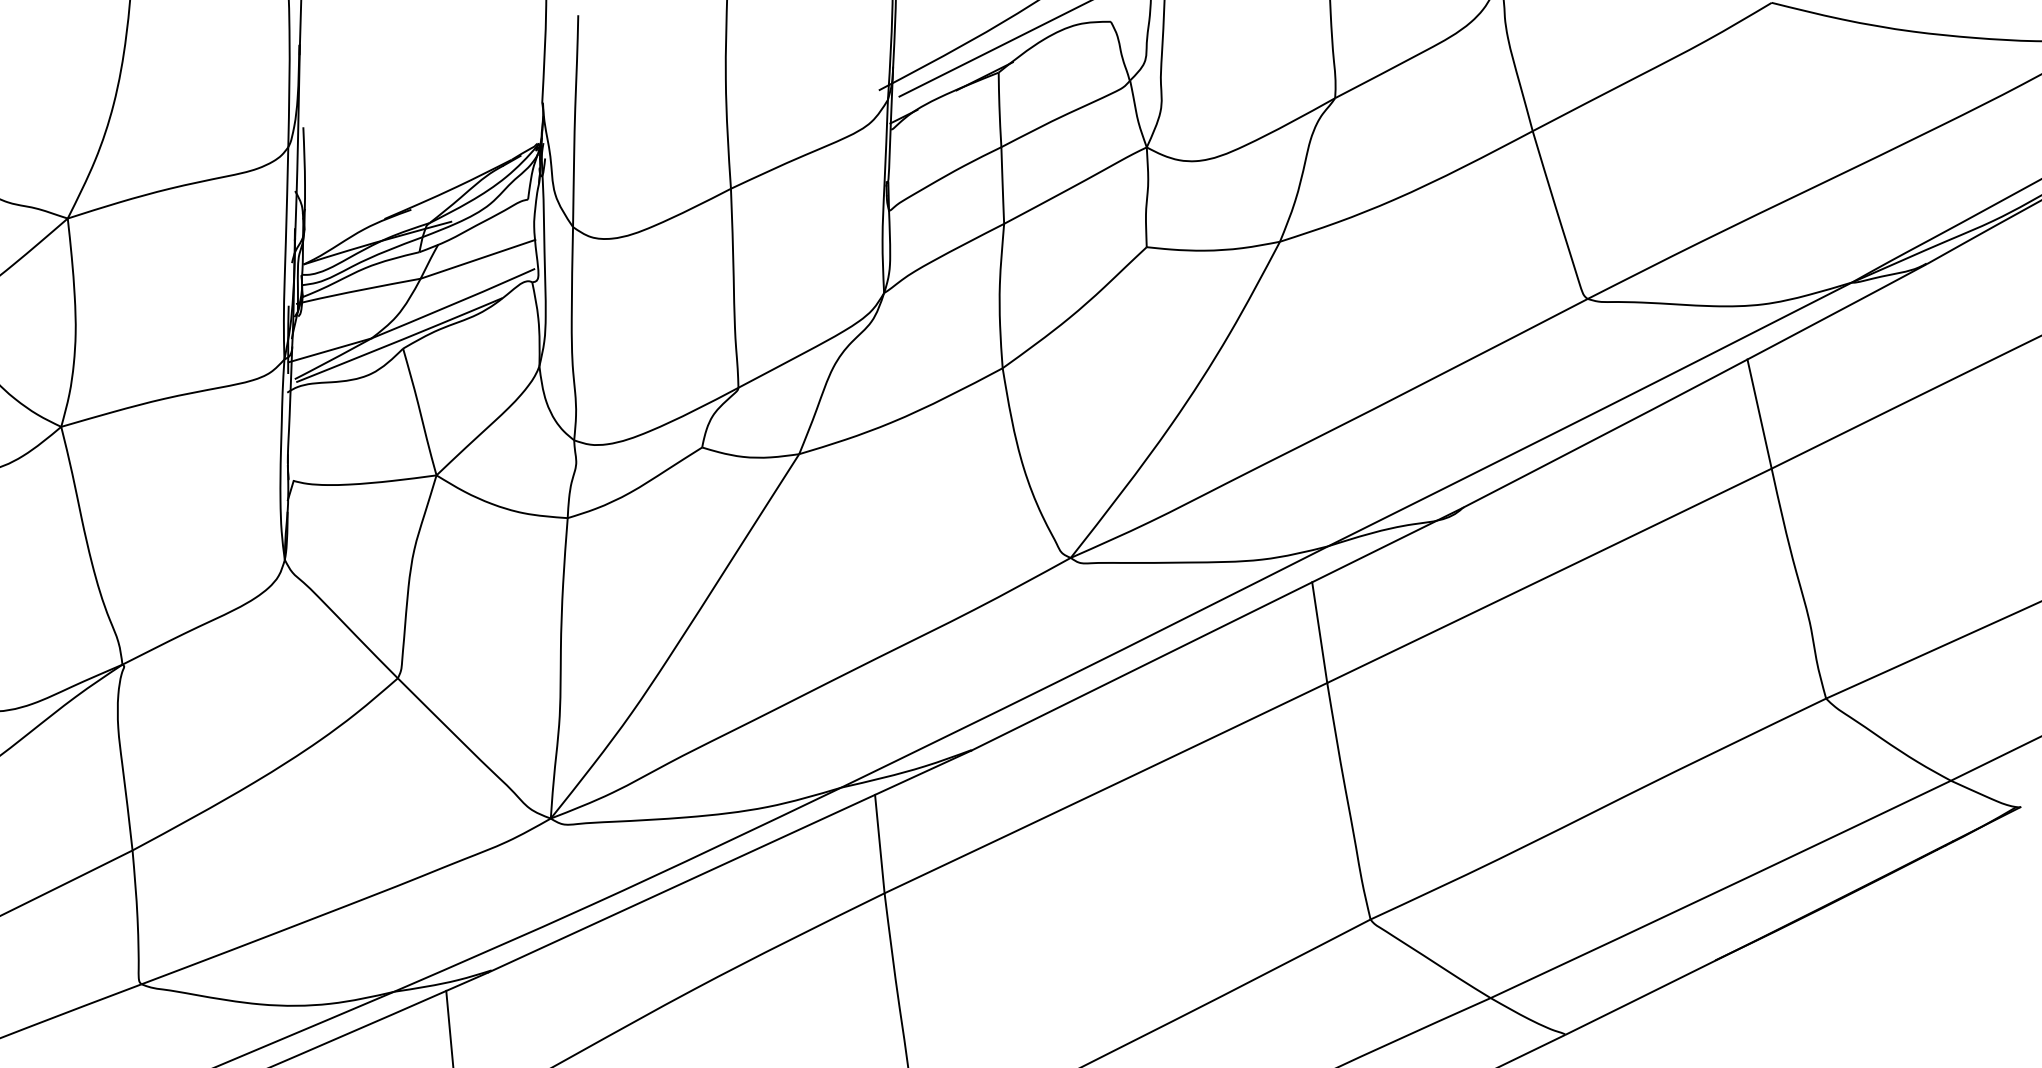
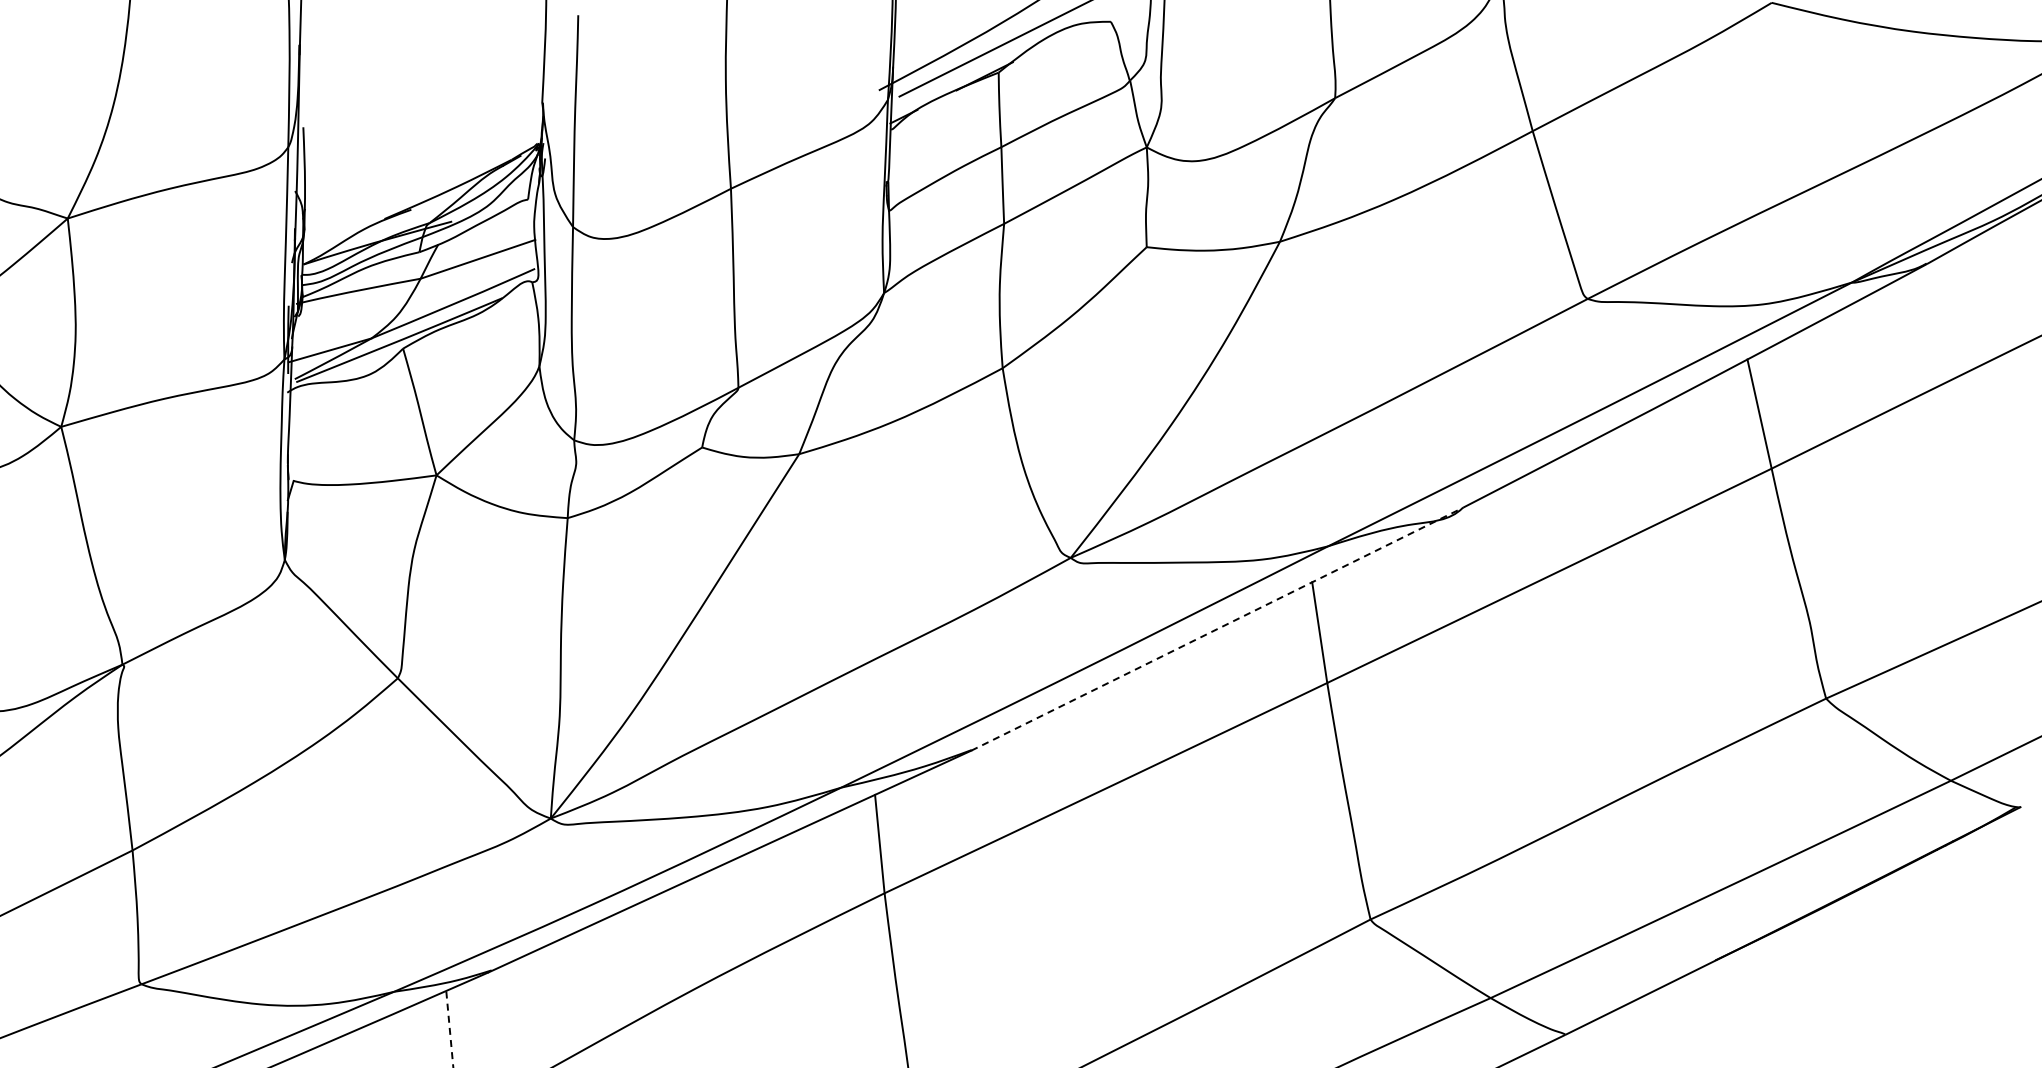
line: solid -> dashed (1217, 628)
line: solid -> dashed (449, 1028)
